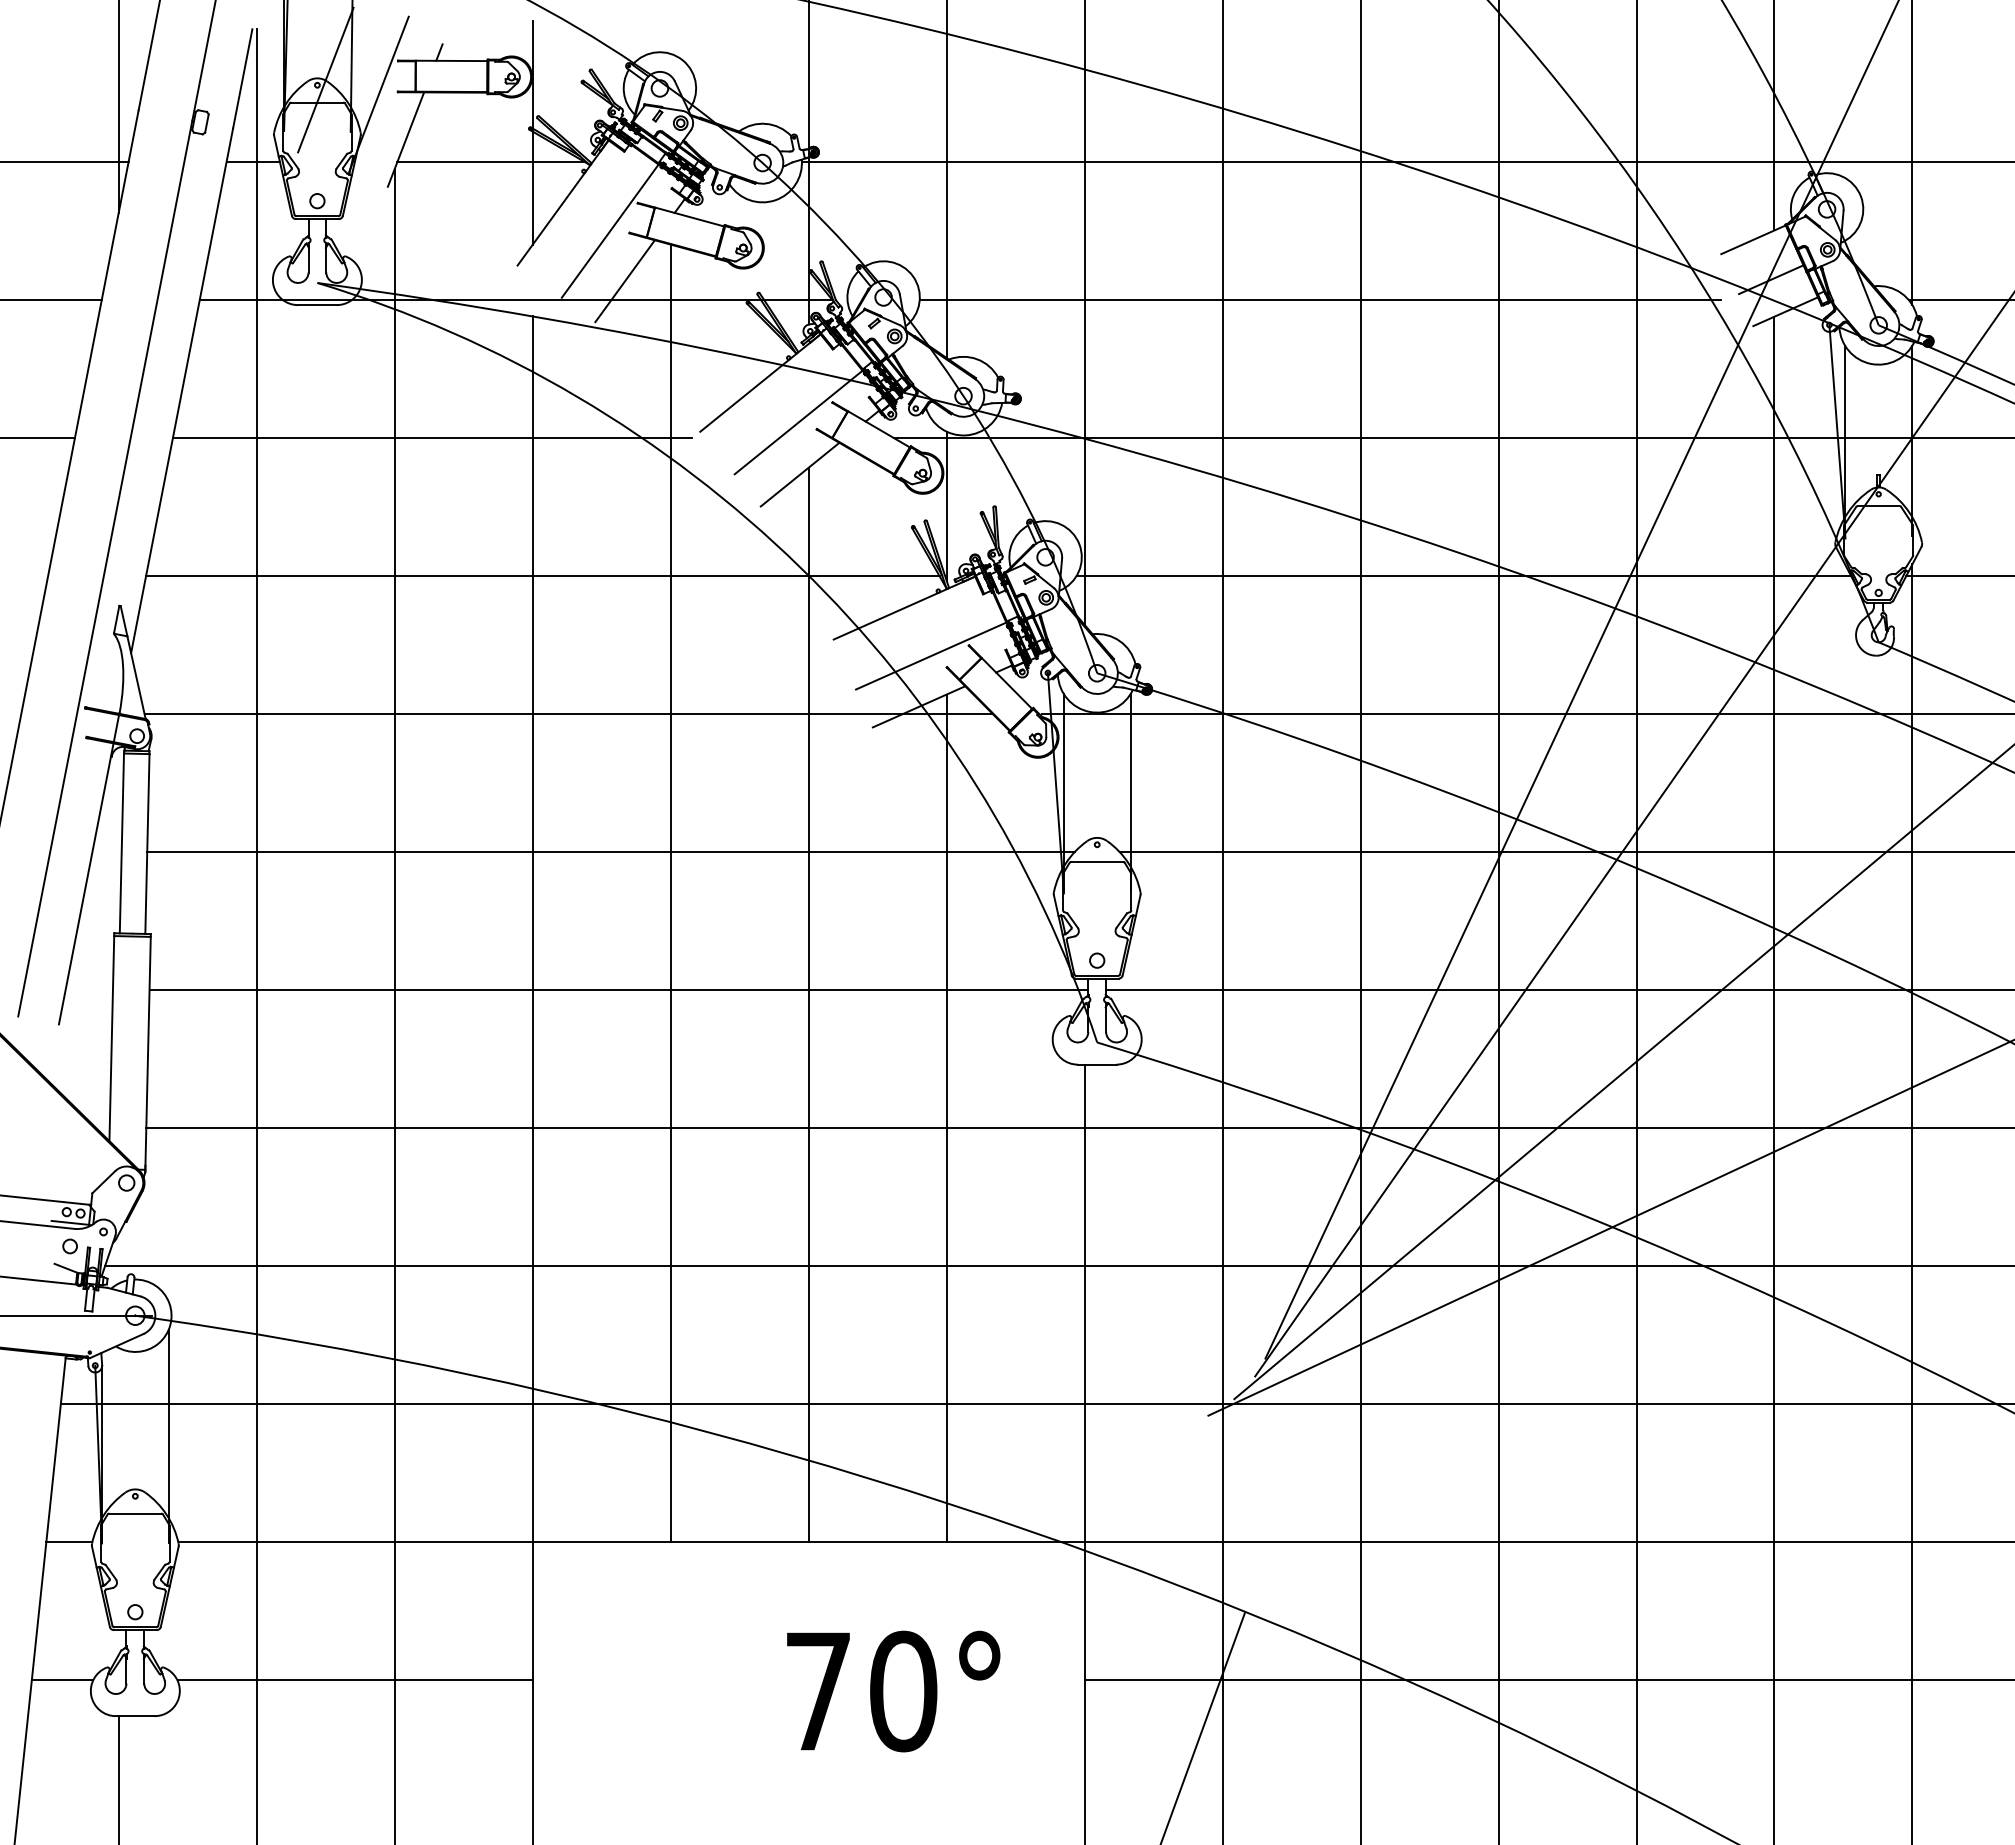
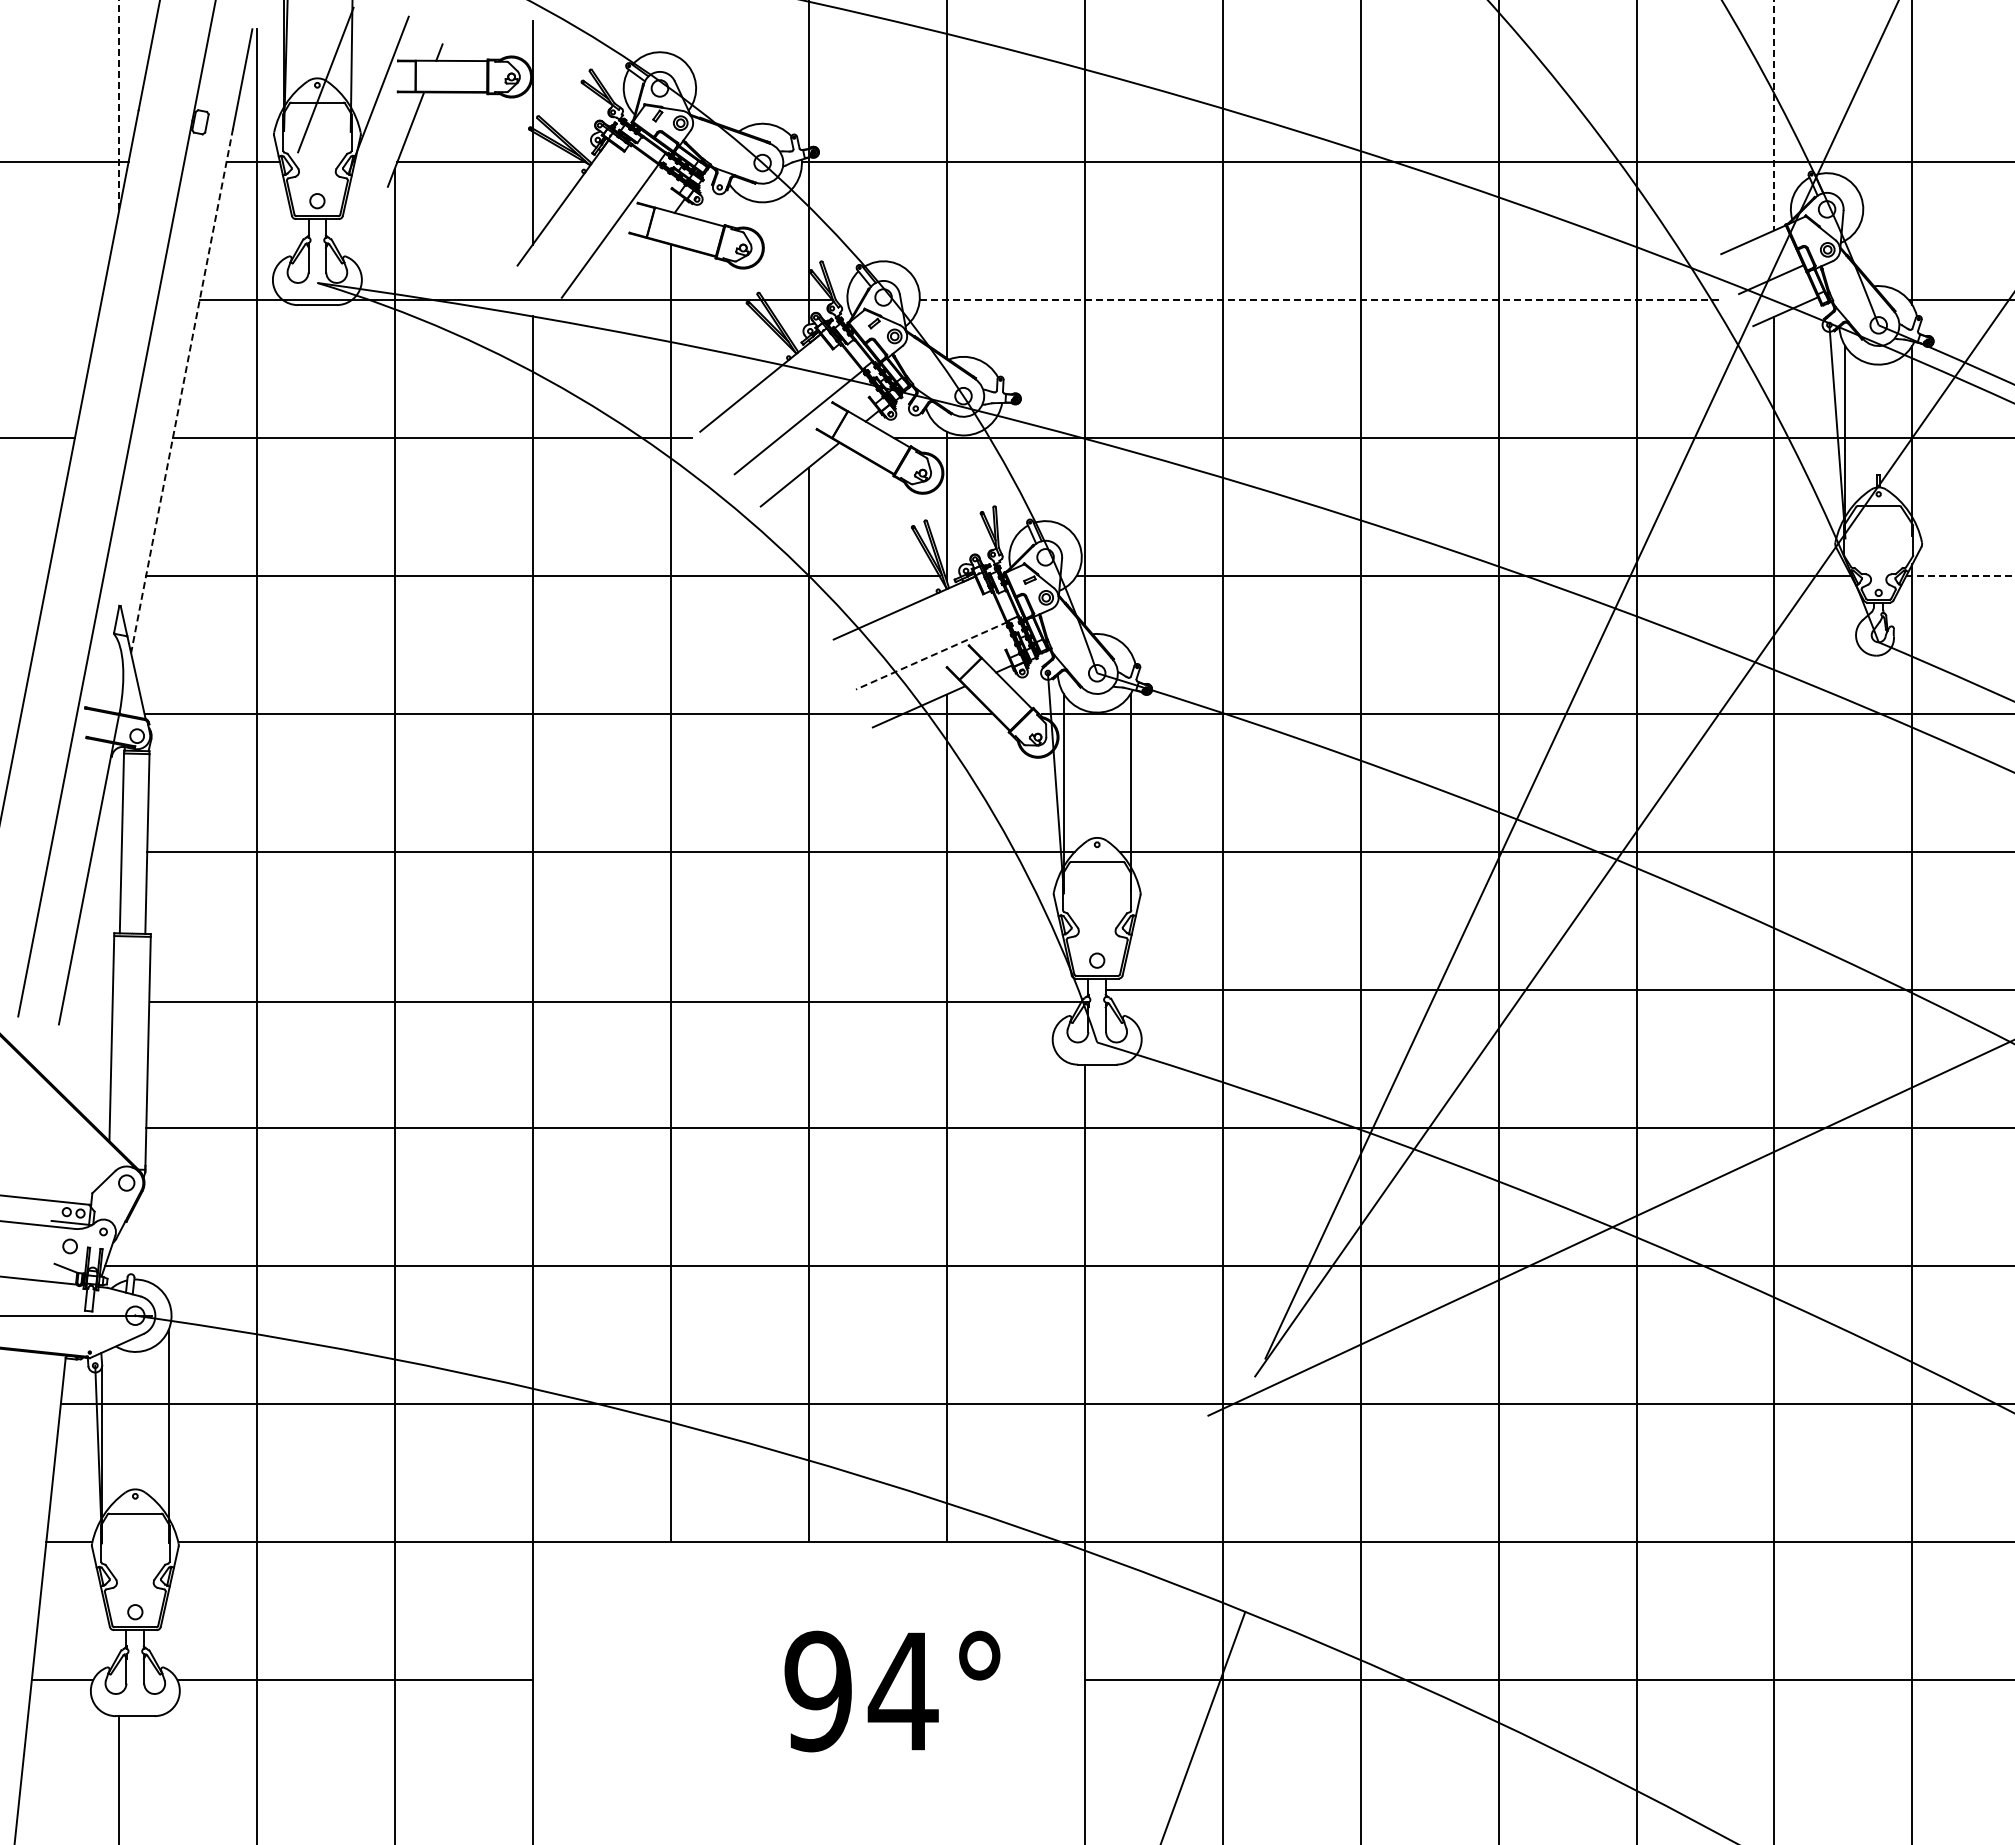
line: solid -> dashed (118, 106)
line: solid -> dashed (1774, 115)
line: present -> none (624, 281)
line: present -> none (51, 300)
line: solid -> dashed (1320, 300)
line: solid -> dashed (181, 391)
line: solid -> dashed (1960, 576)
line: solid -> dashed (931, 655)
line position: (618, 990) -> (618, 1002) (618, 1002)
line: present -> none (1622, 1073)
text: 70° -> 94° (861, 1691)
